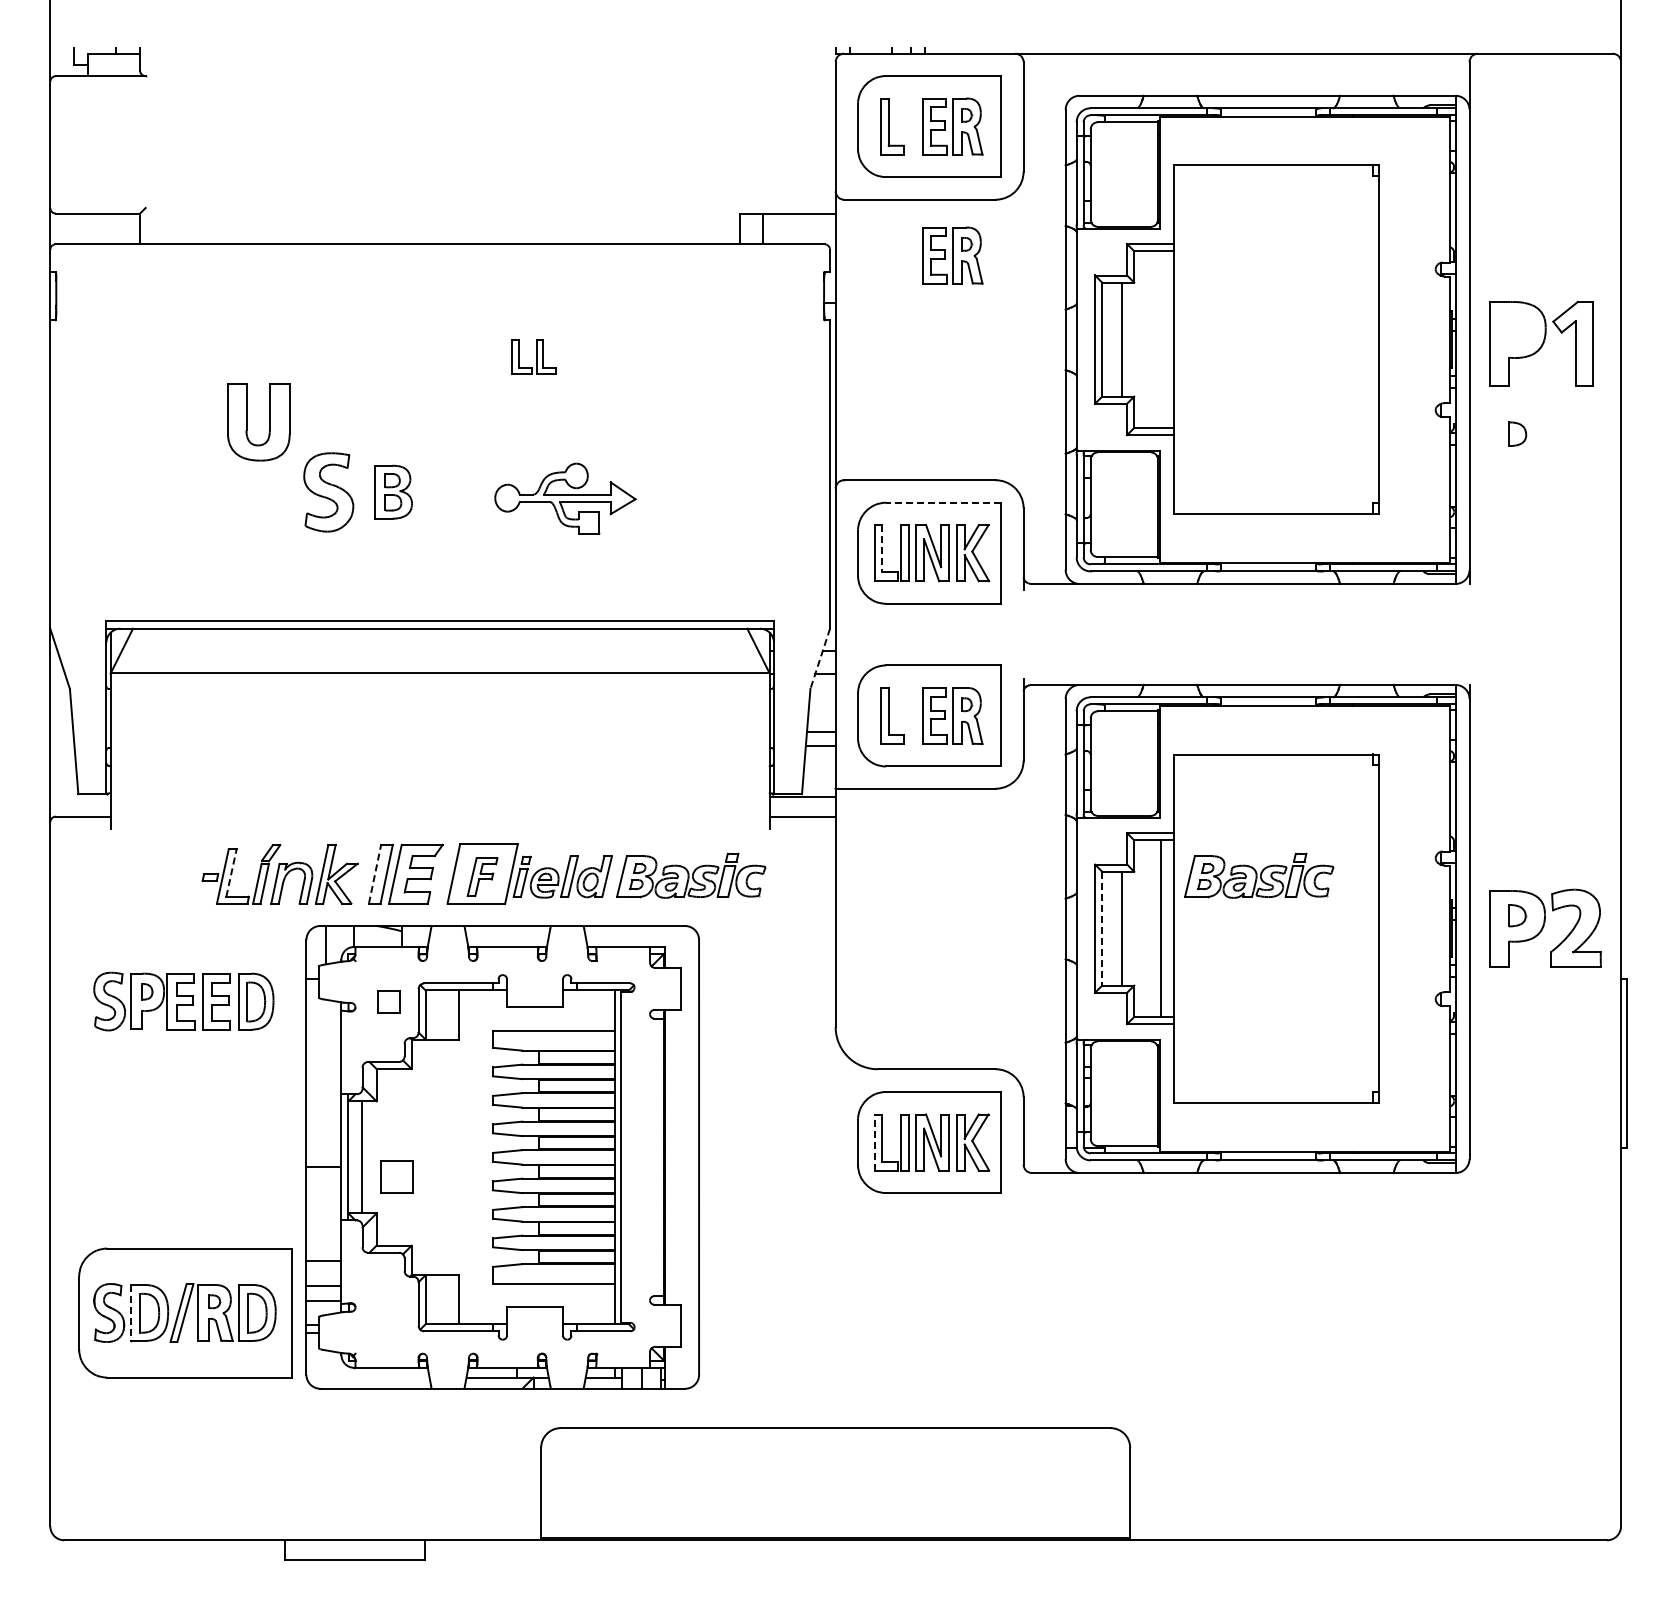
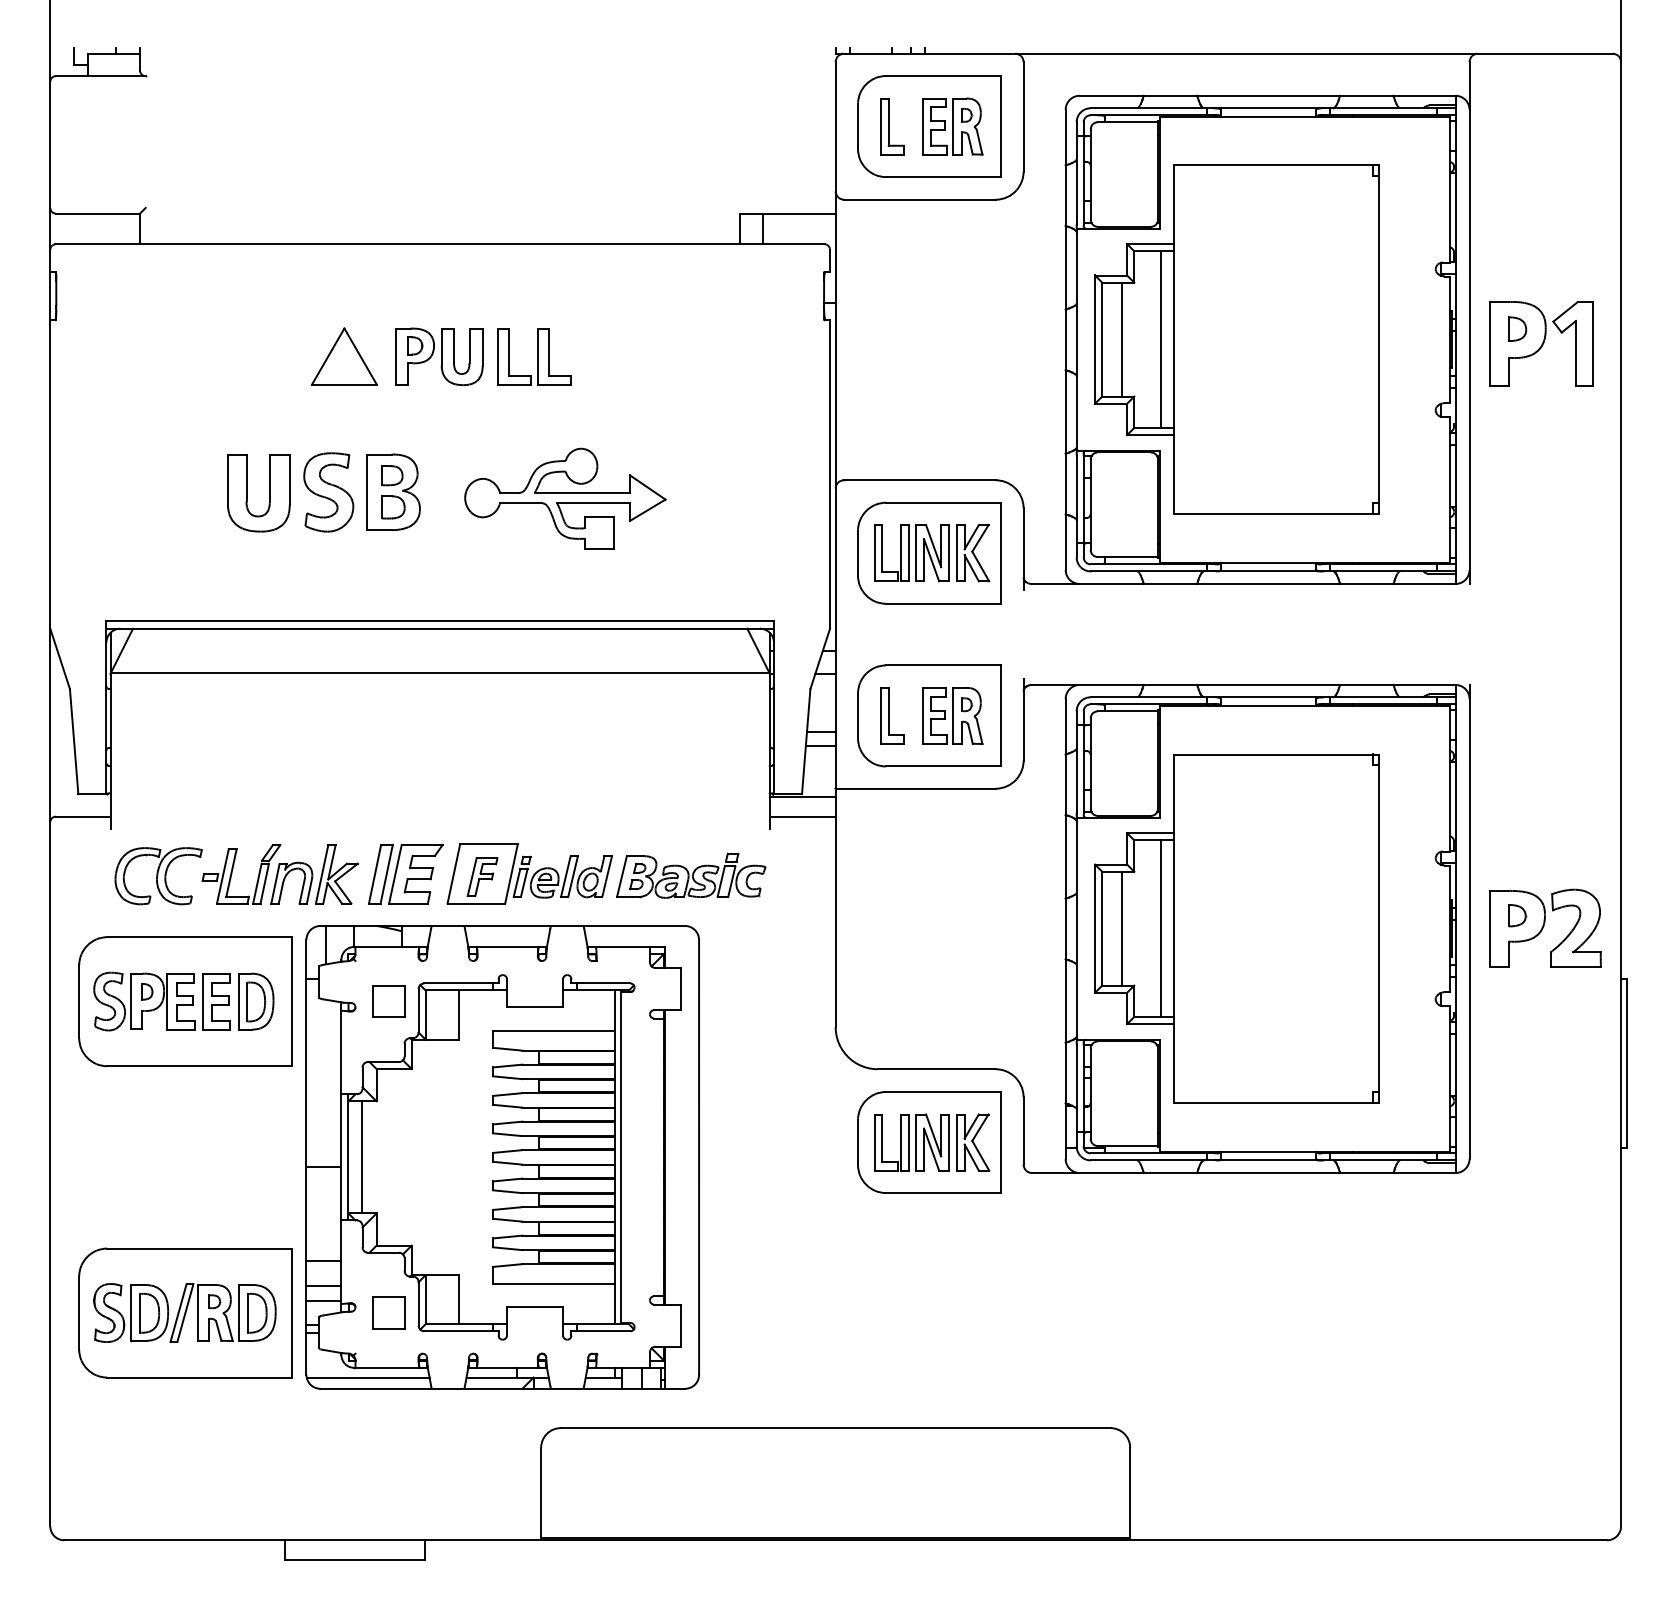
part: present -> none (952, 255)
line: none -> present (1160, 339)
part: none -> present (344, 356)
part: none -> present (439, 356)
part size: 46x36 px -> 75x58 px (534, 356)
part position: (247, 422) -> (247, 493) (247, 493)
part position: (1517, 433) -> (1517, 328) (1517, 328)
part size: 39x56 px -> 55x78 px (393, 491)
part size: 143x73 px -> 203x103 px (565, 498)
line: dashed -> solid (943, 502)
line: dashed -> solid (882, 548)
line: dashed -> solid (820, 658)
line: dashed -> solid (231, 872)
line: dashed -> solid (375, 874)
part: present -> none (1259, 875)
part: none -> present (158, 876)
line: dashed -> solid (1102, 928)
part: none -> present (185, 1001)
part size: 24x24 px -> 34x33 px (388, 1001)
line: dashed -> solid (874, 1142)
part position: (396, 1176) -> (388, 1312) (388, 1312)
line: dashed -> solid (131, 1312)
line: none -> present (367, 1377)
